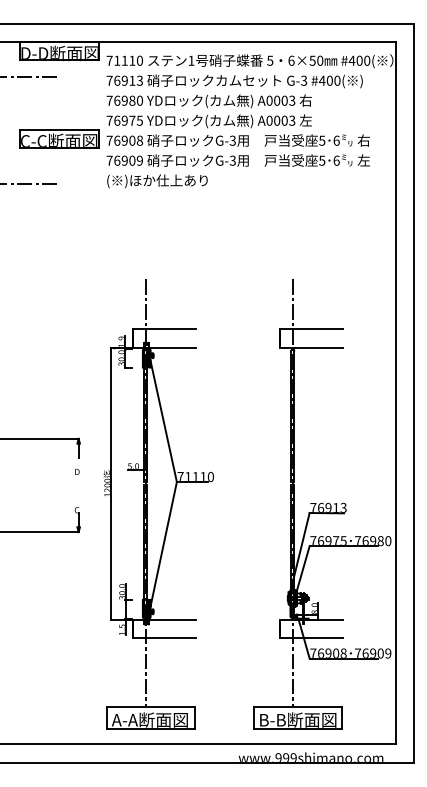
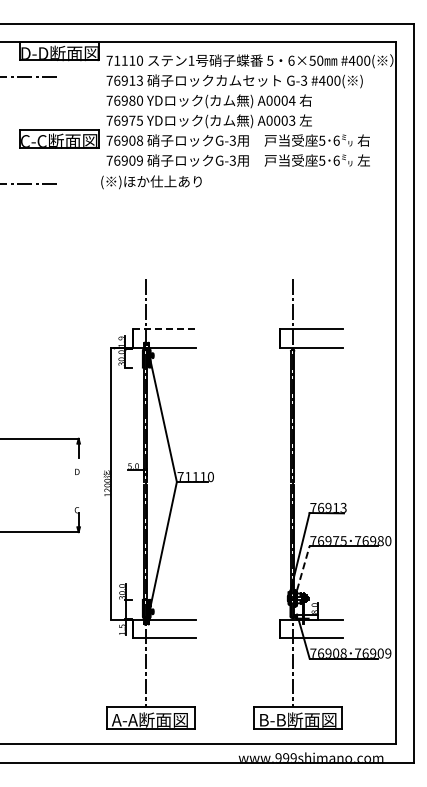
text: A0003 -> A0004 (291, 100)
text position: (157, 181) -> (151, 182) (151, 182)
line: solid -> dashed (165, 328)
line: solid -> dashed (303, 567)
